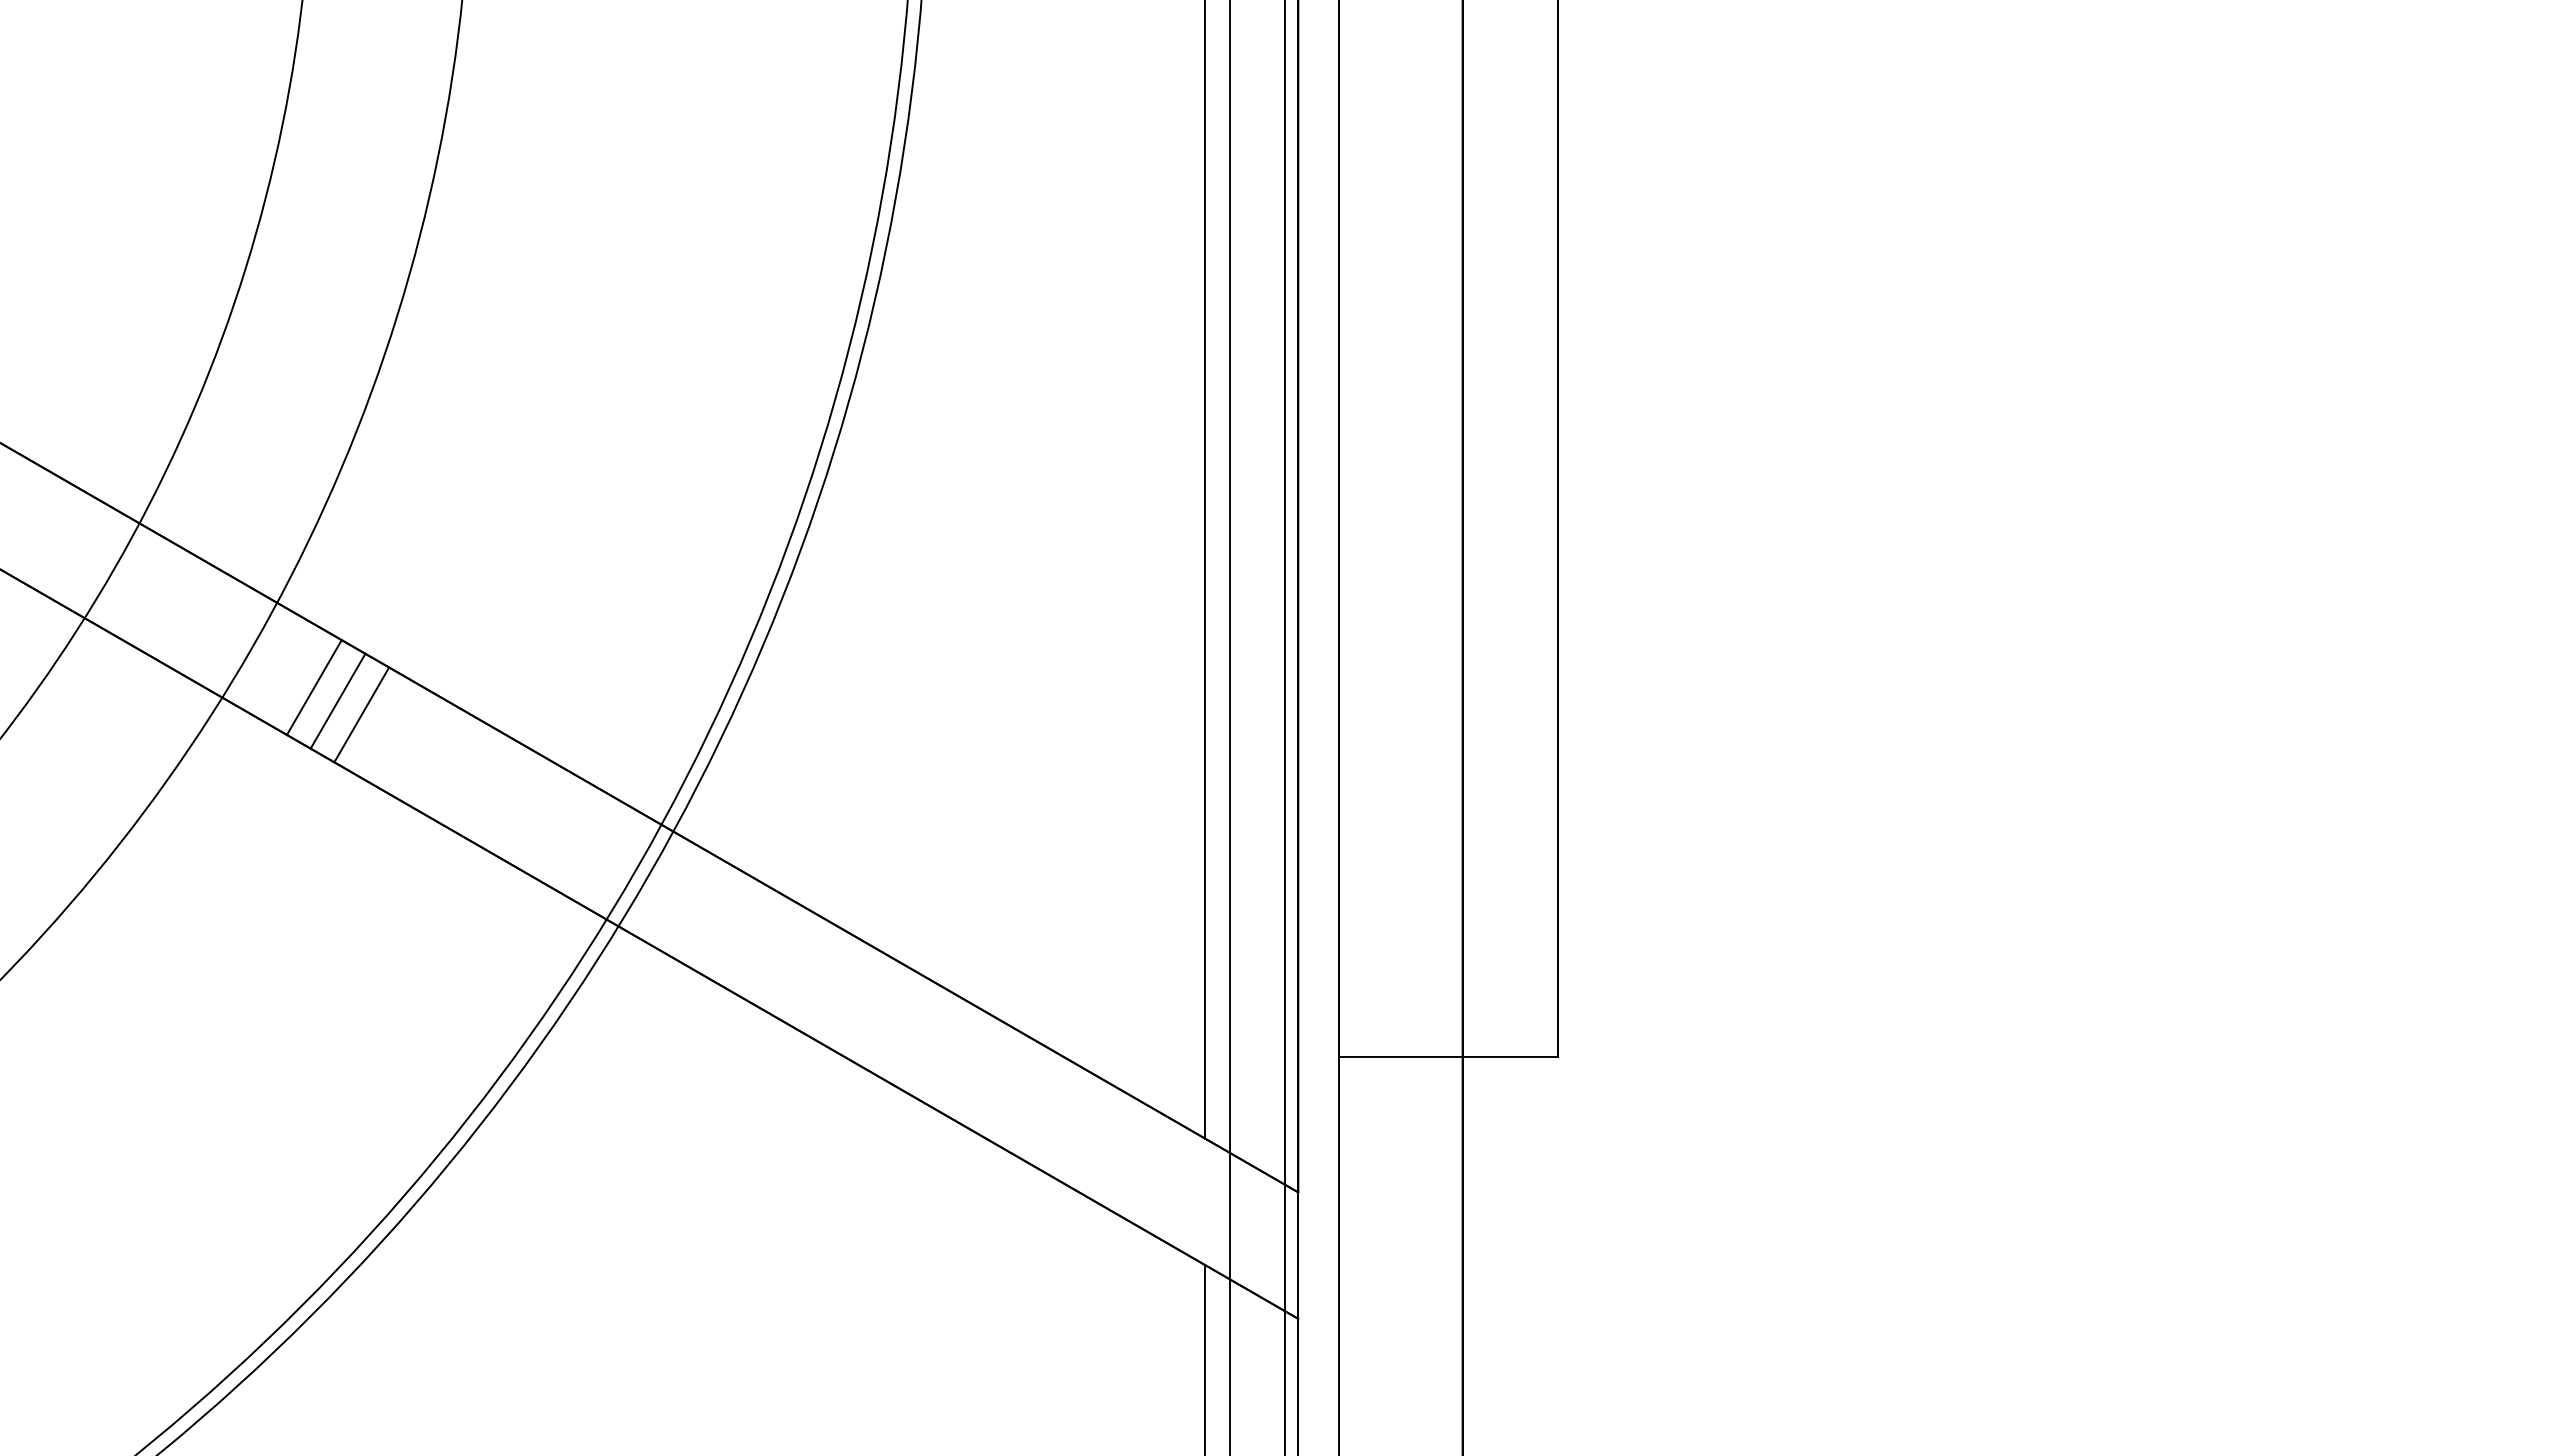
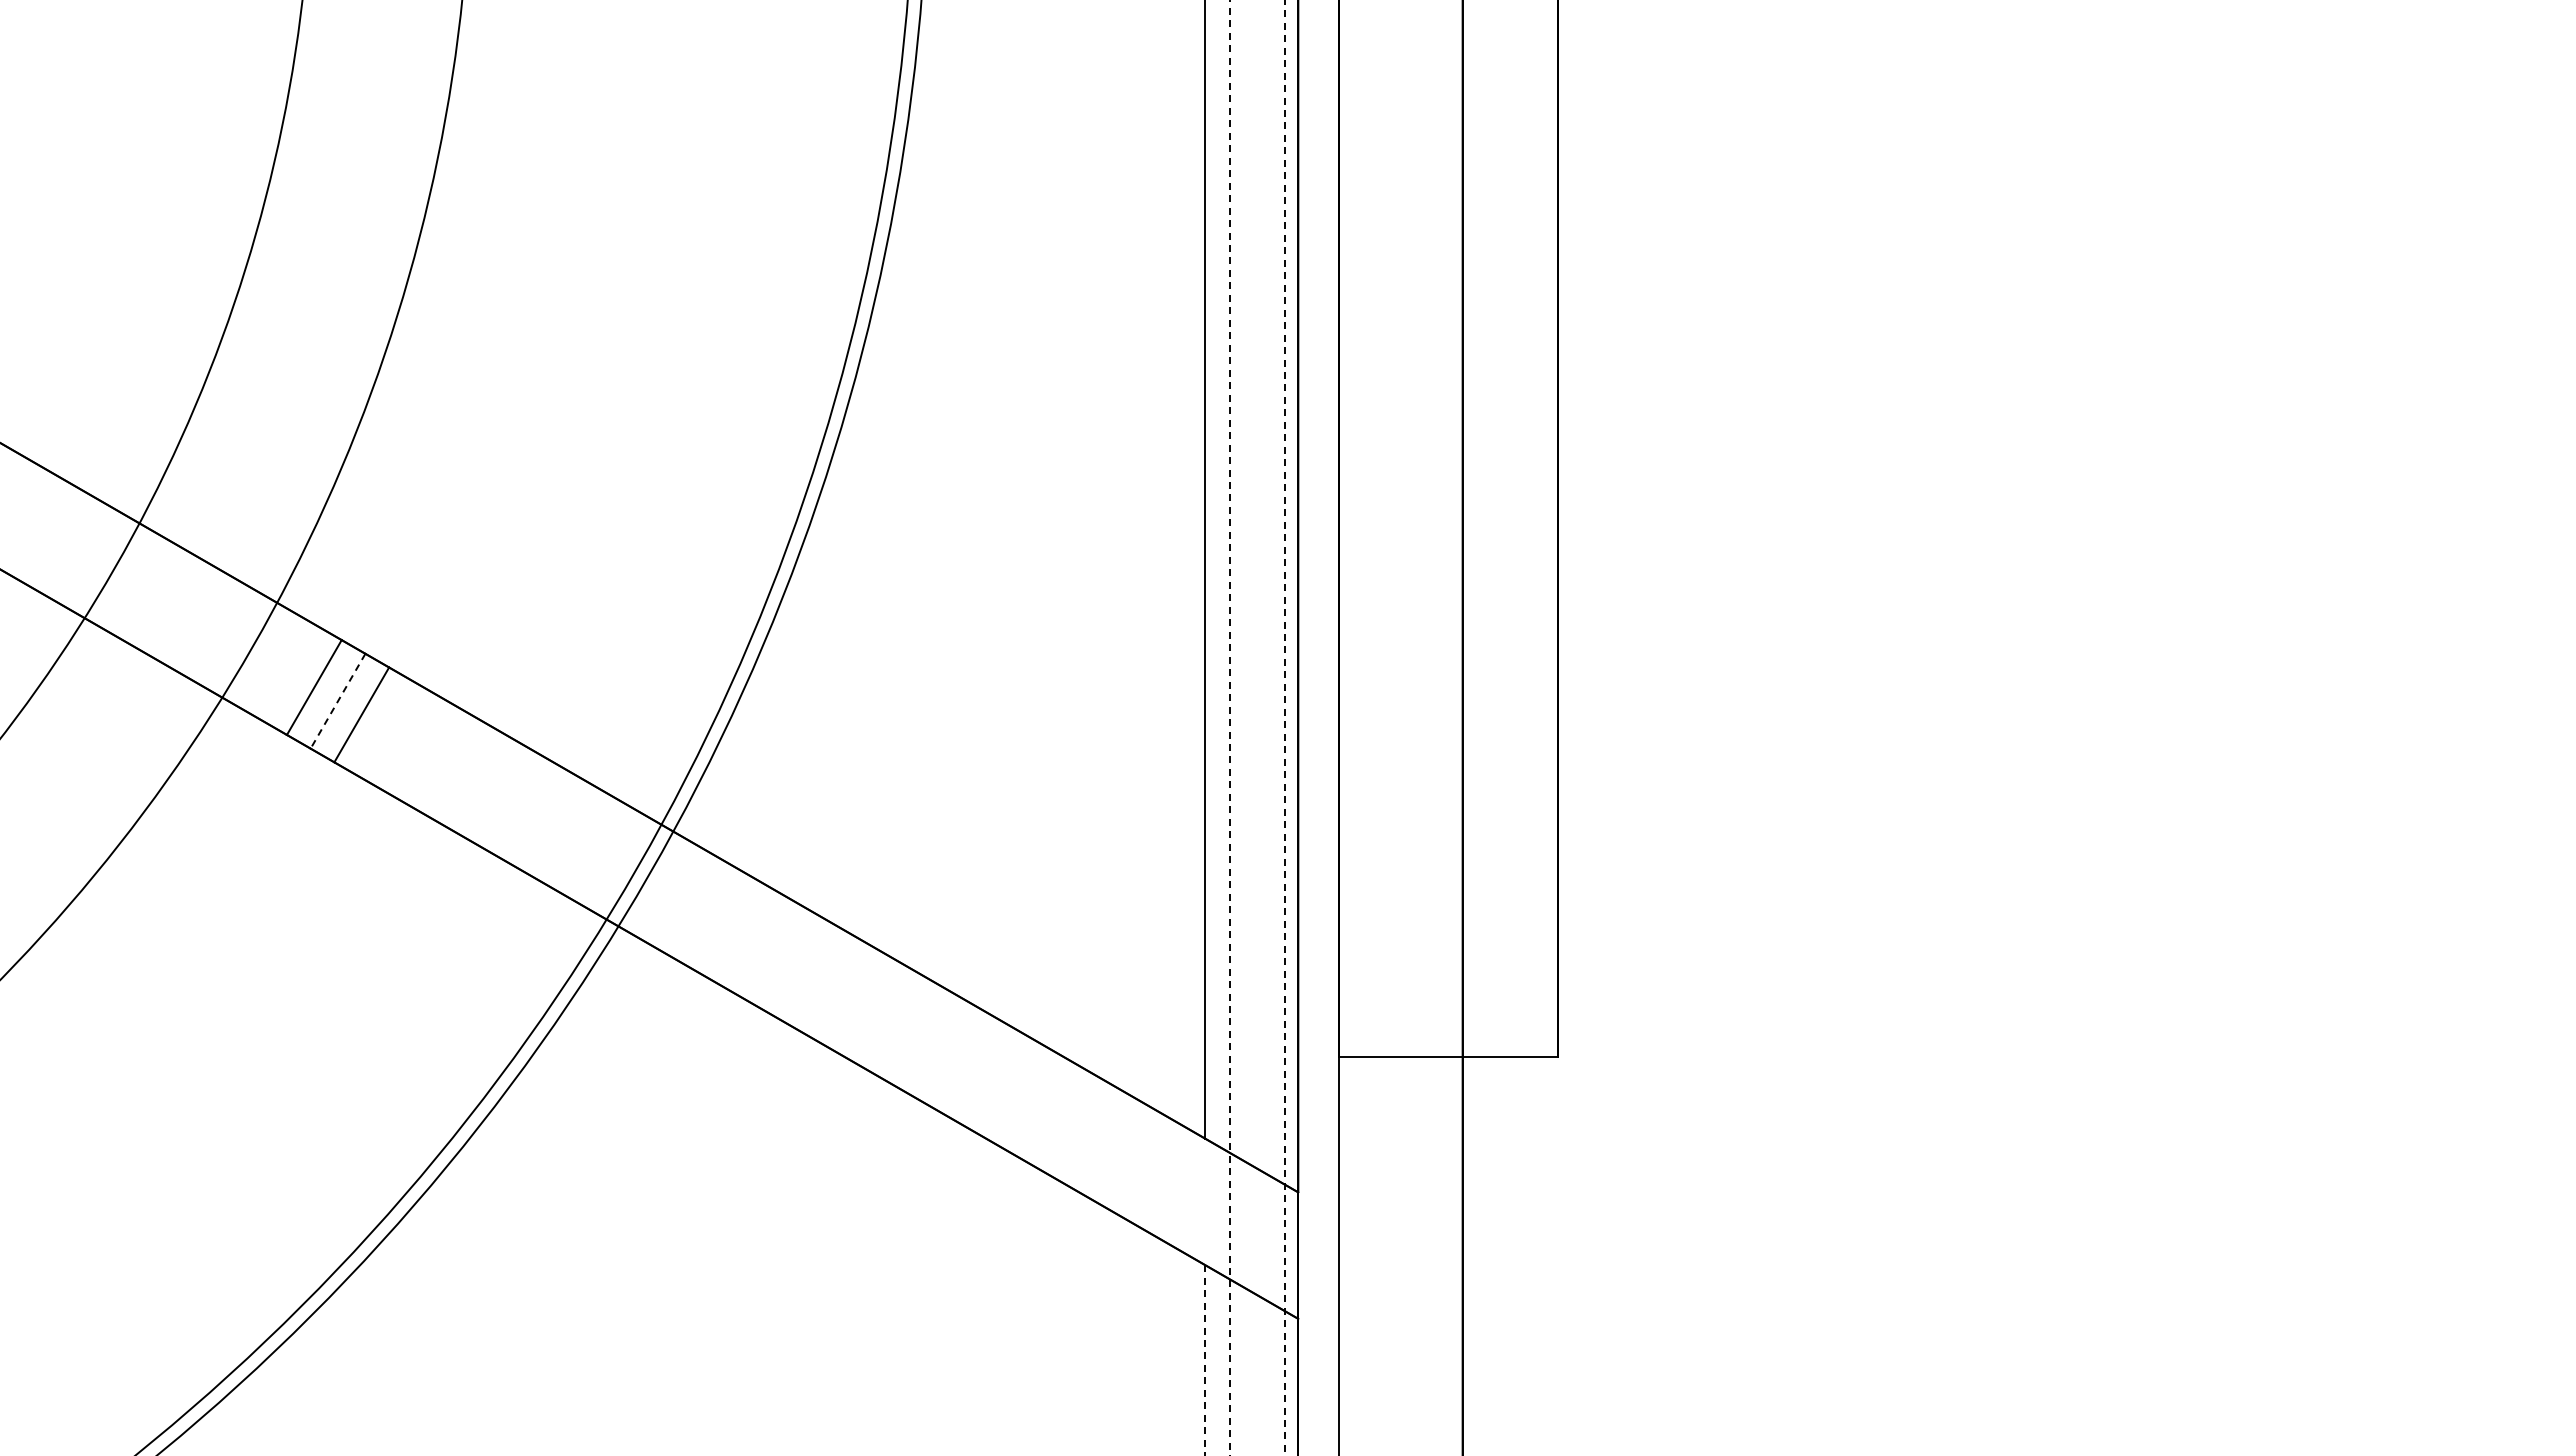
line: solid -> dashed (338, 701)
line: solid -> dashed (1229, 727)
line: solid -> dashed (1284, 727)
line: solid -> dashed (1205, 1361)
